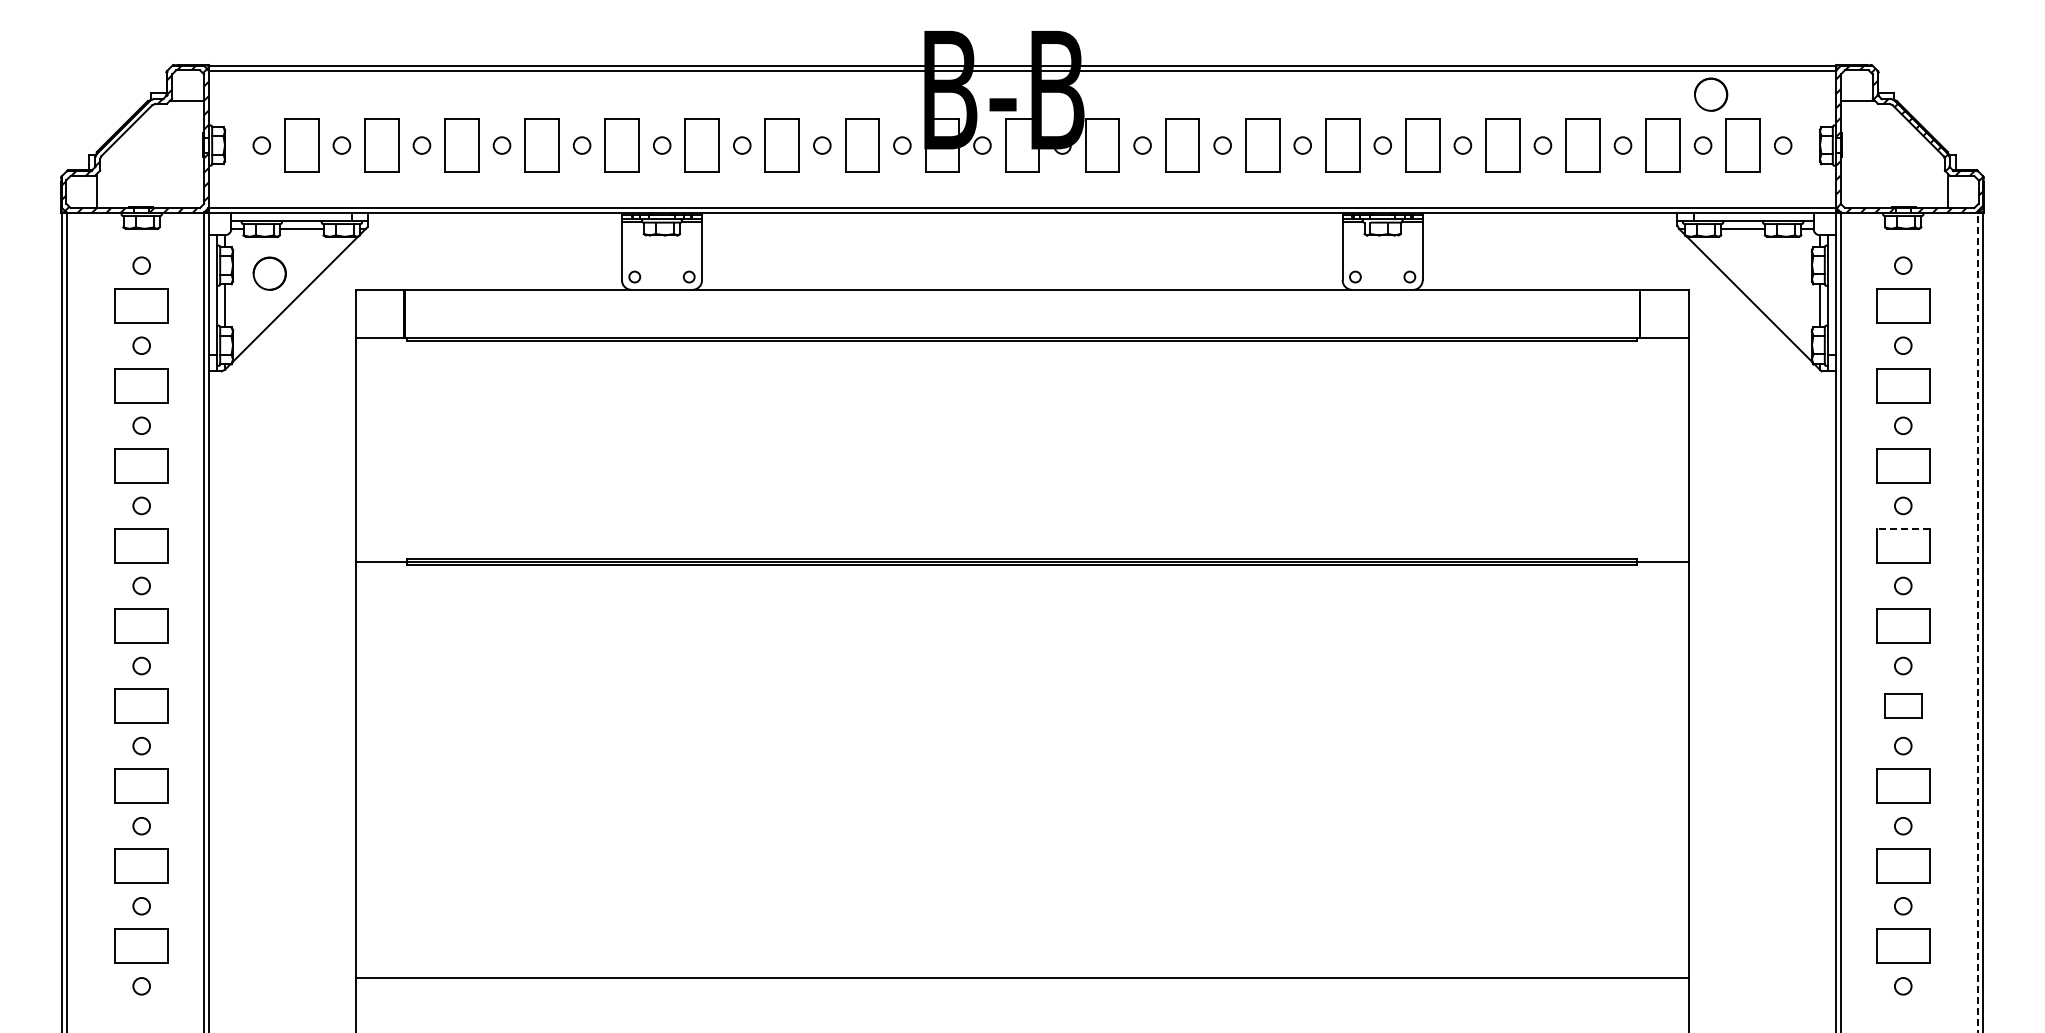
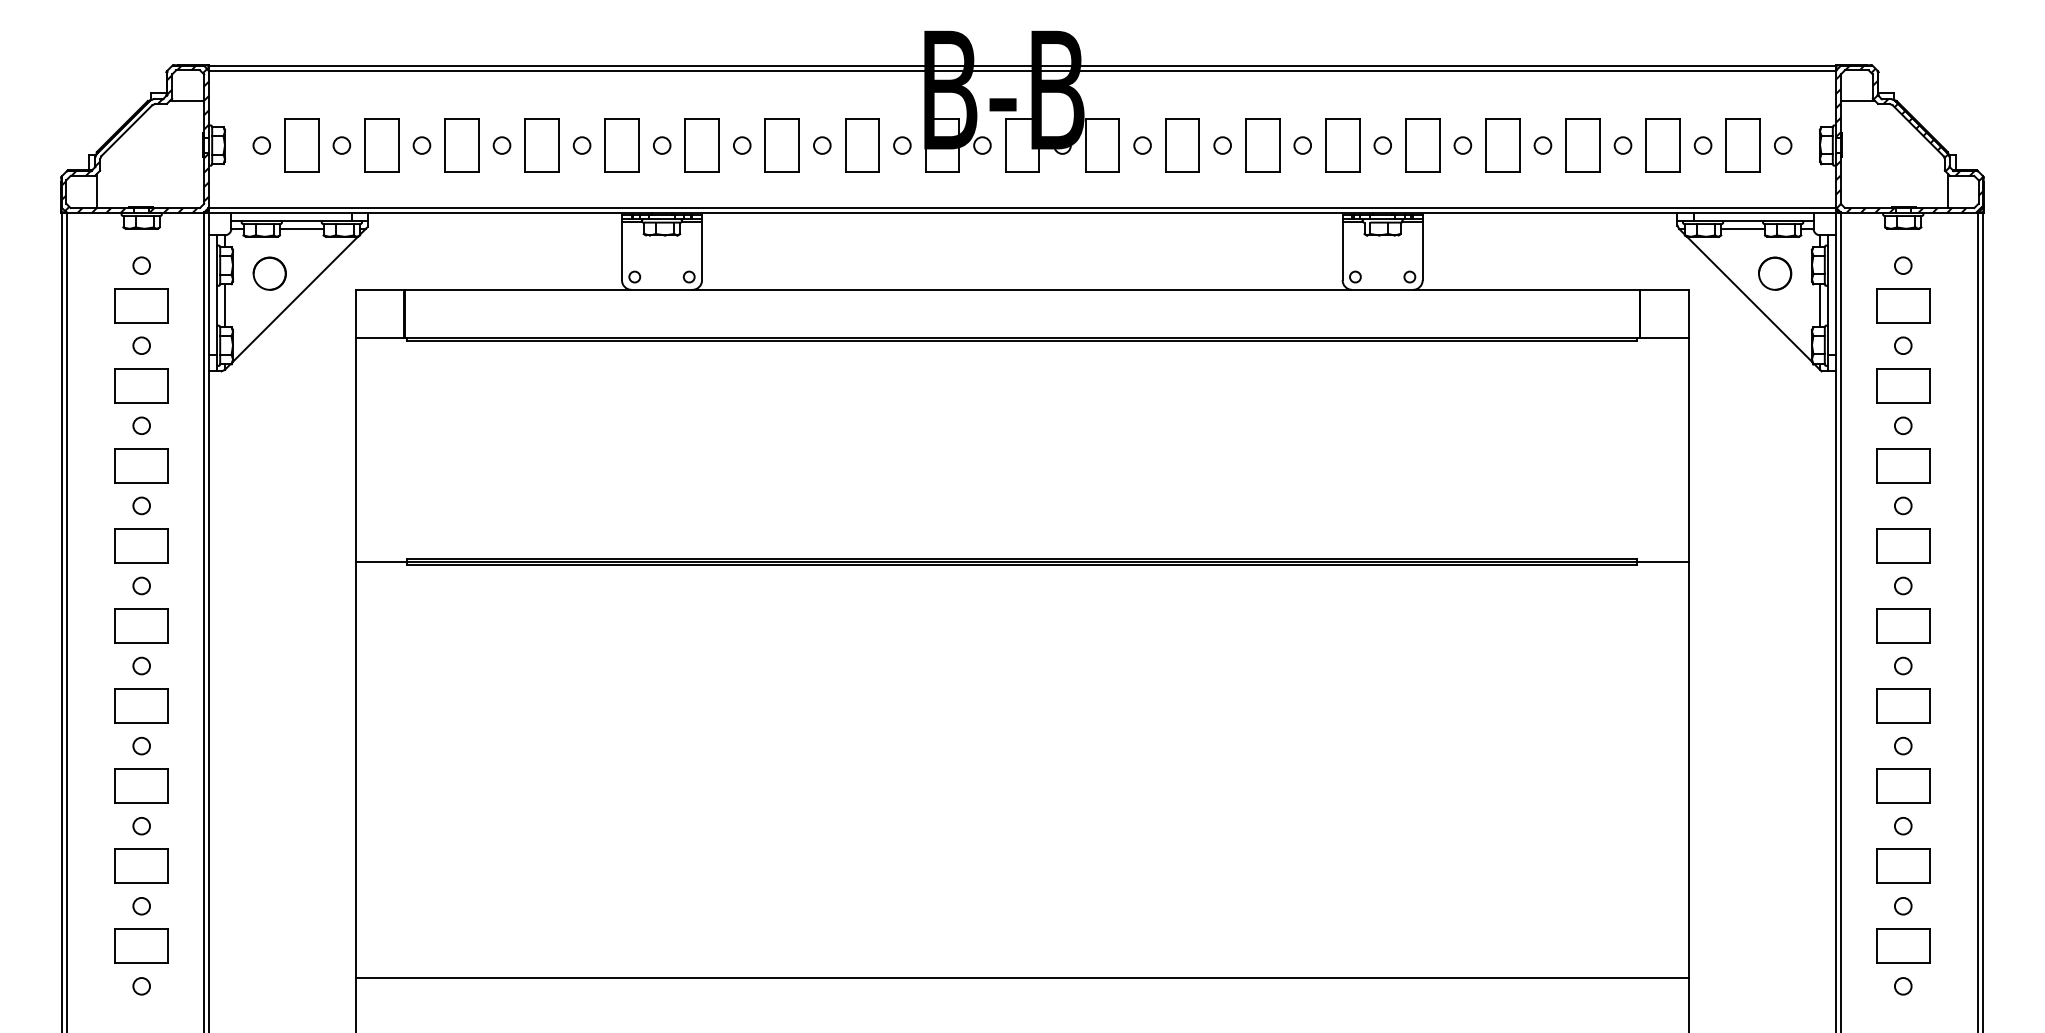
circle position: (1711, 94) -> (1775, 273) (1775, 273)
line: dashed -> solid (1902, 529)
line: dashed -> solid (1978, 622)
part size: 39x26 px -> 55x36 px (1903, 705)
